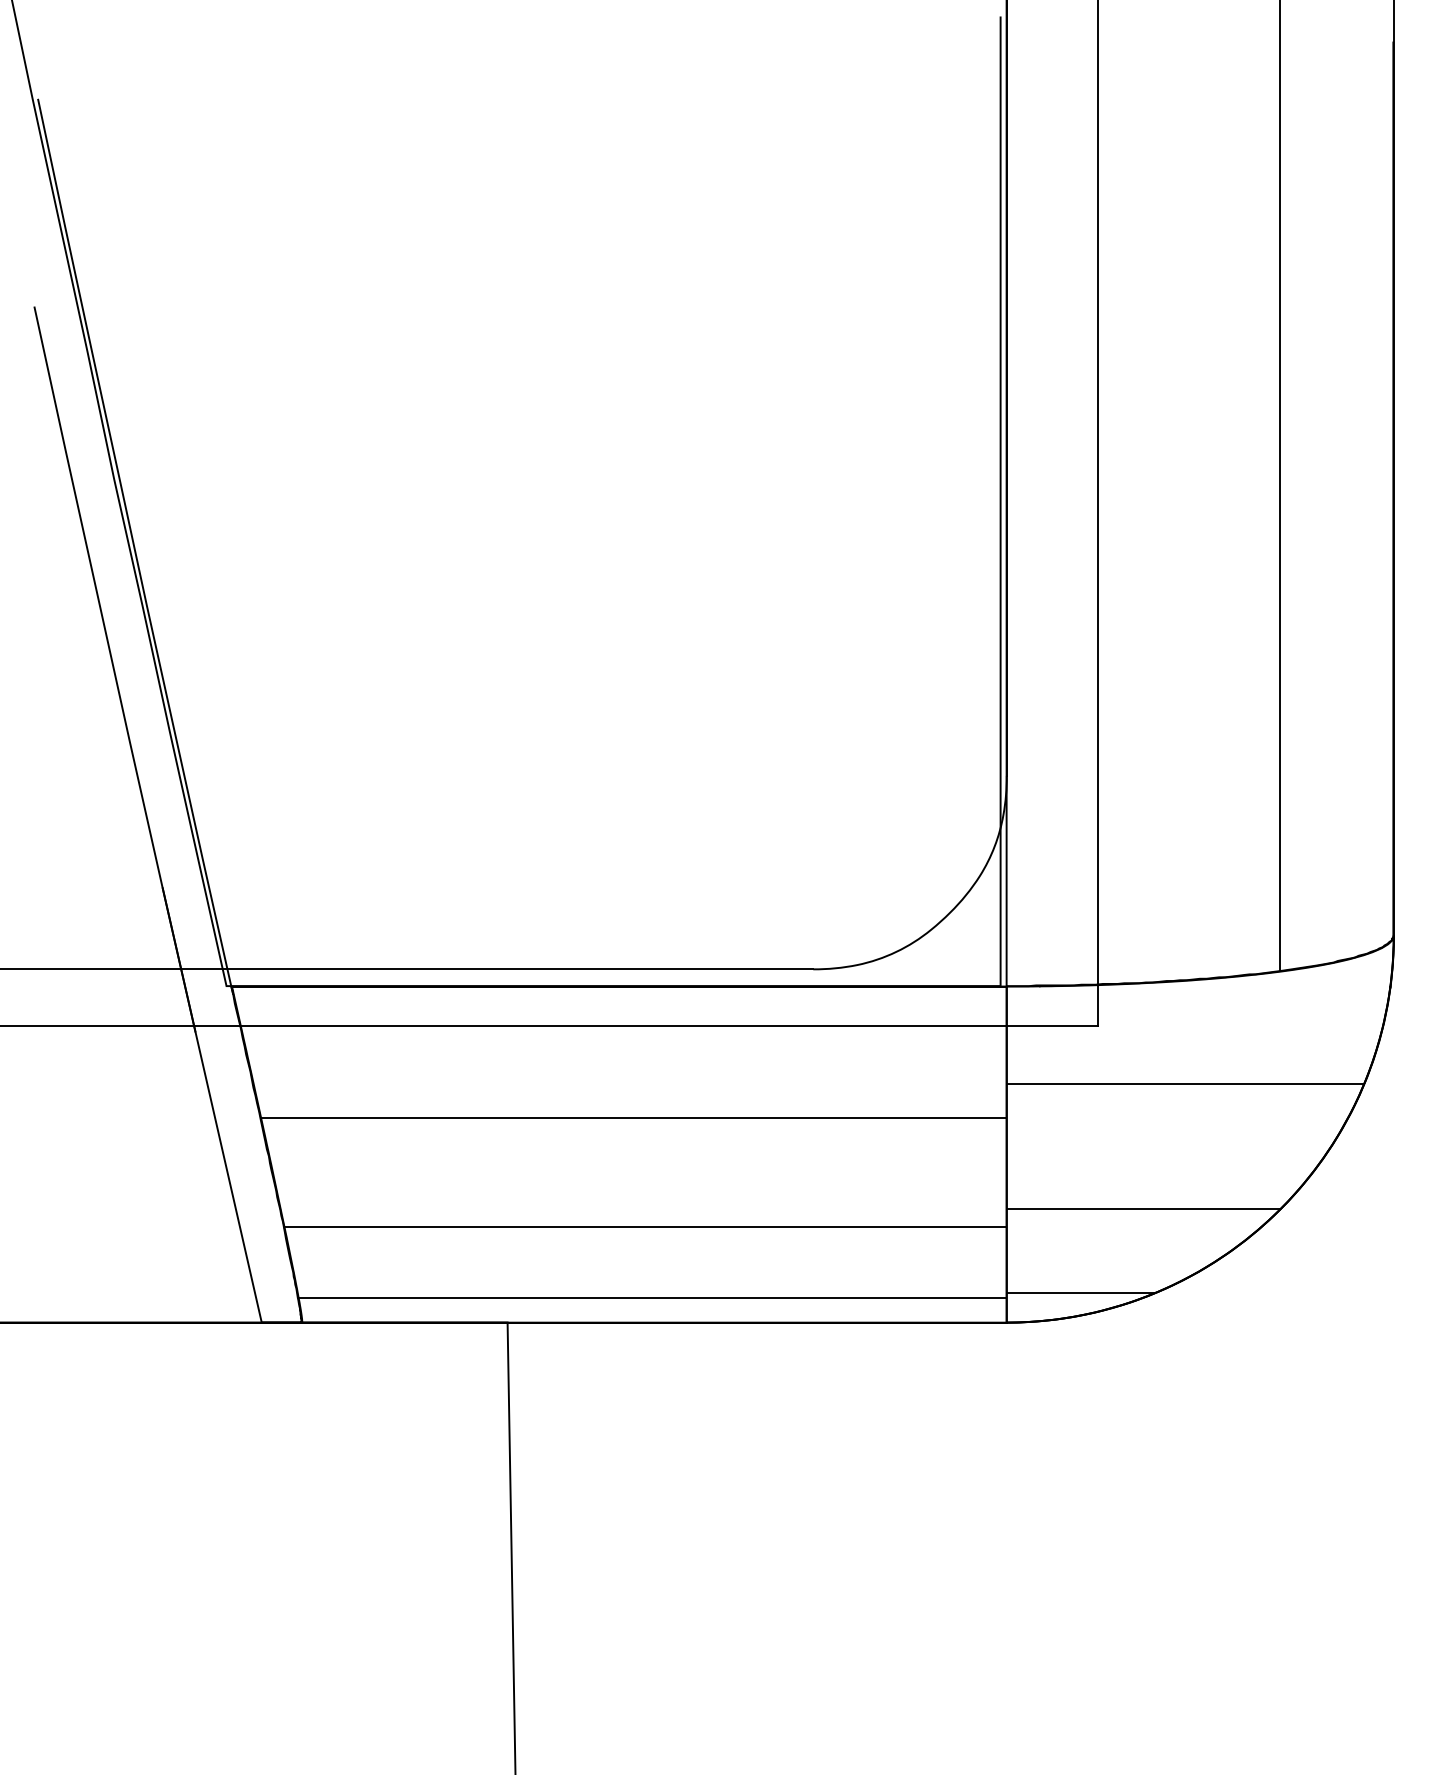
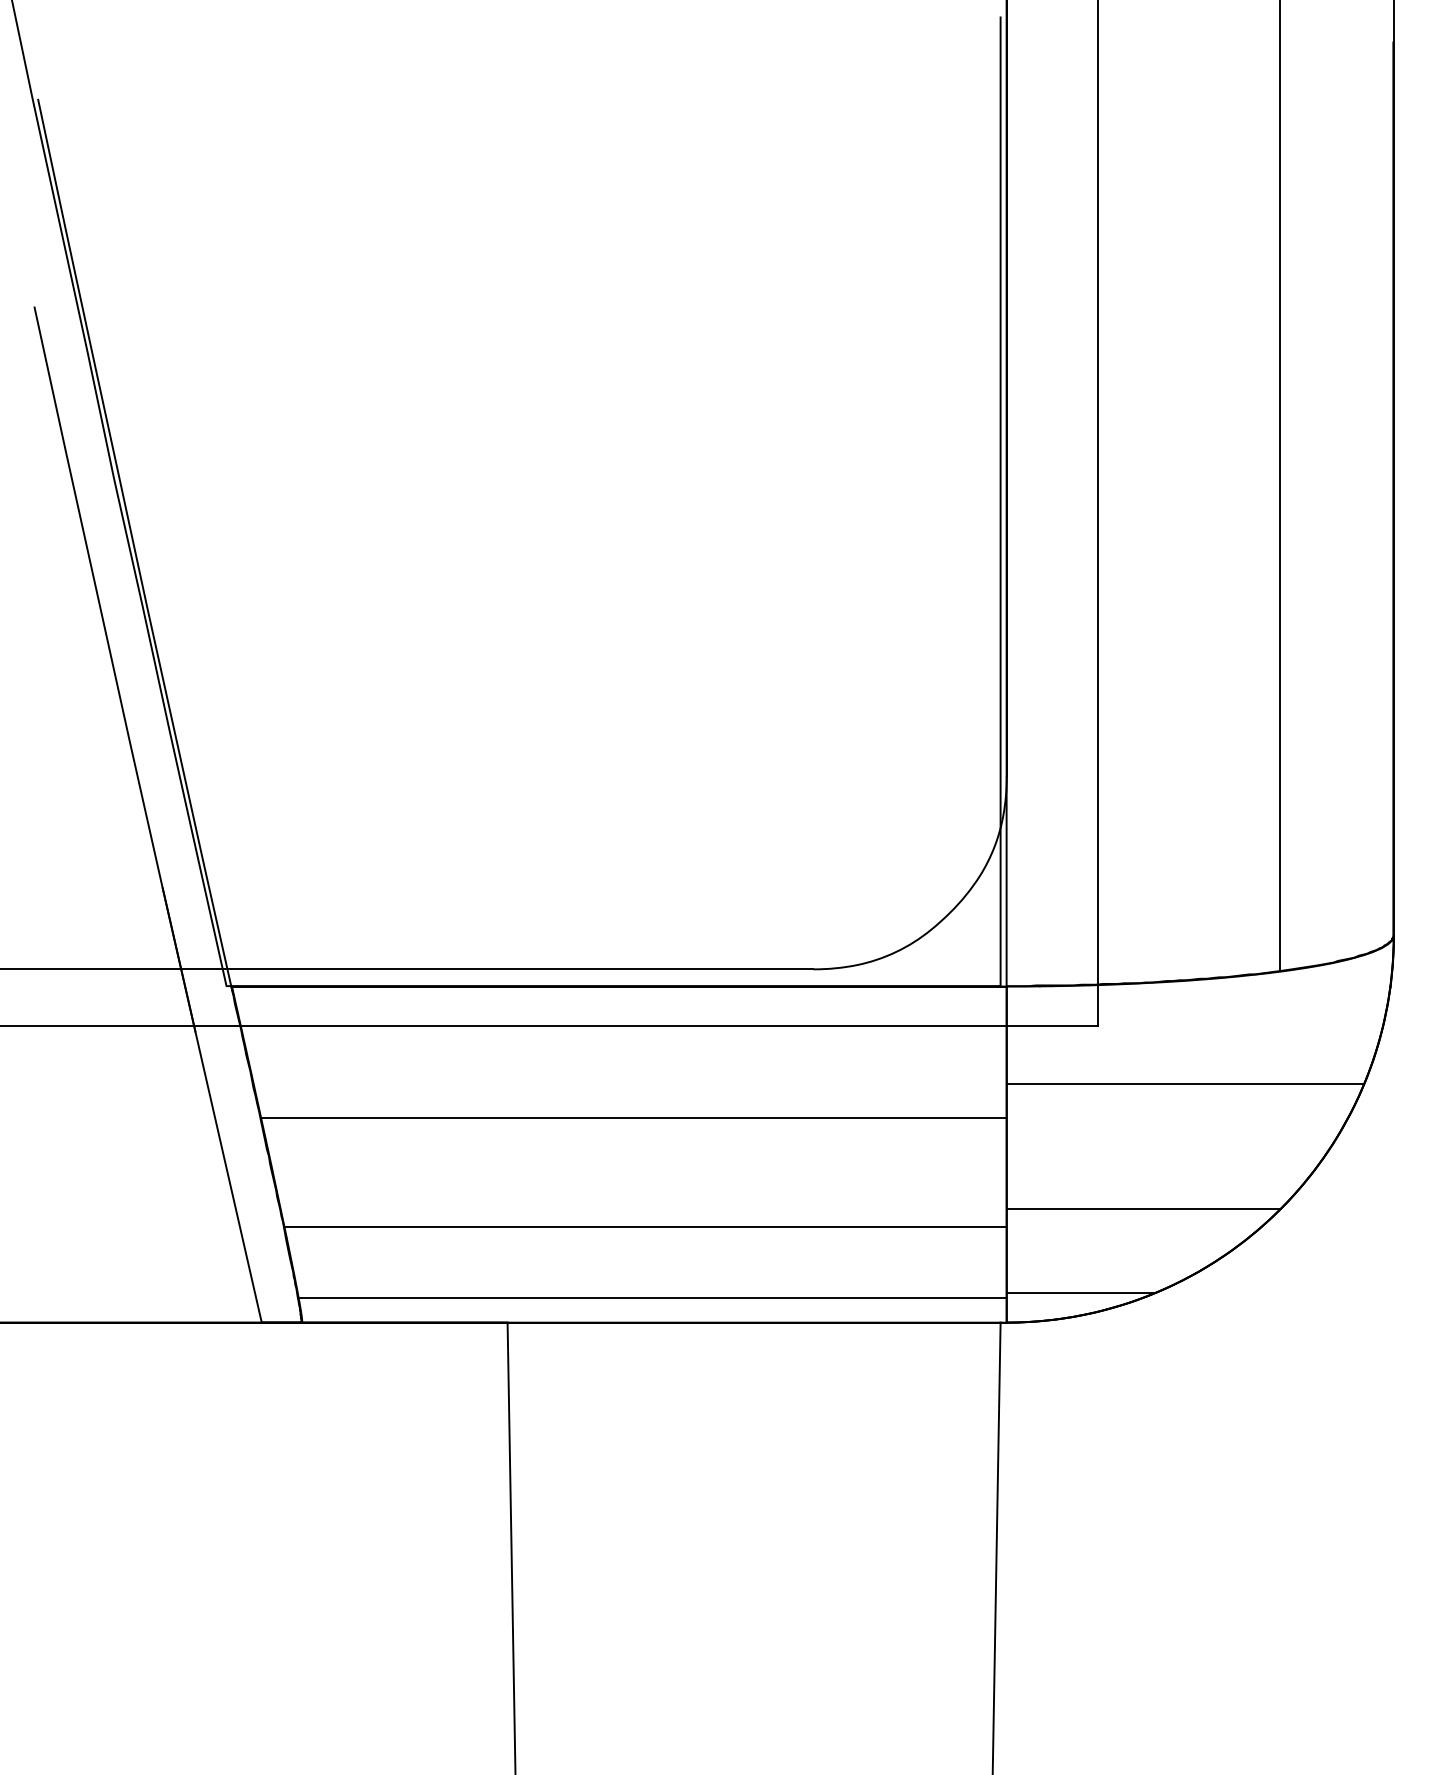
line: none -> present (996, 1546)
